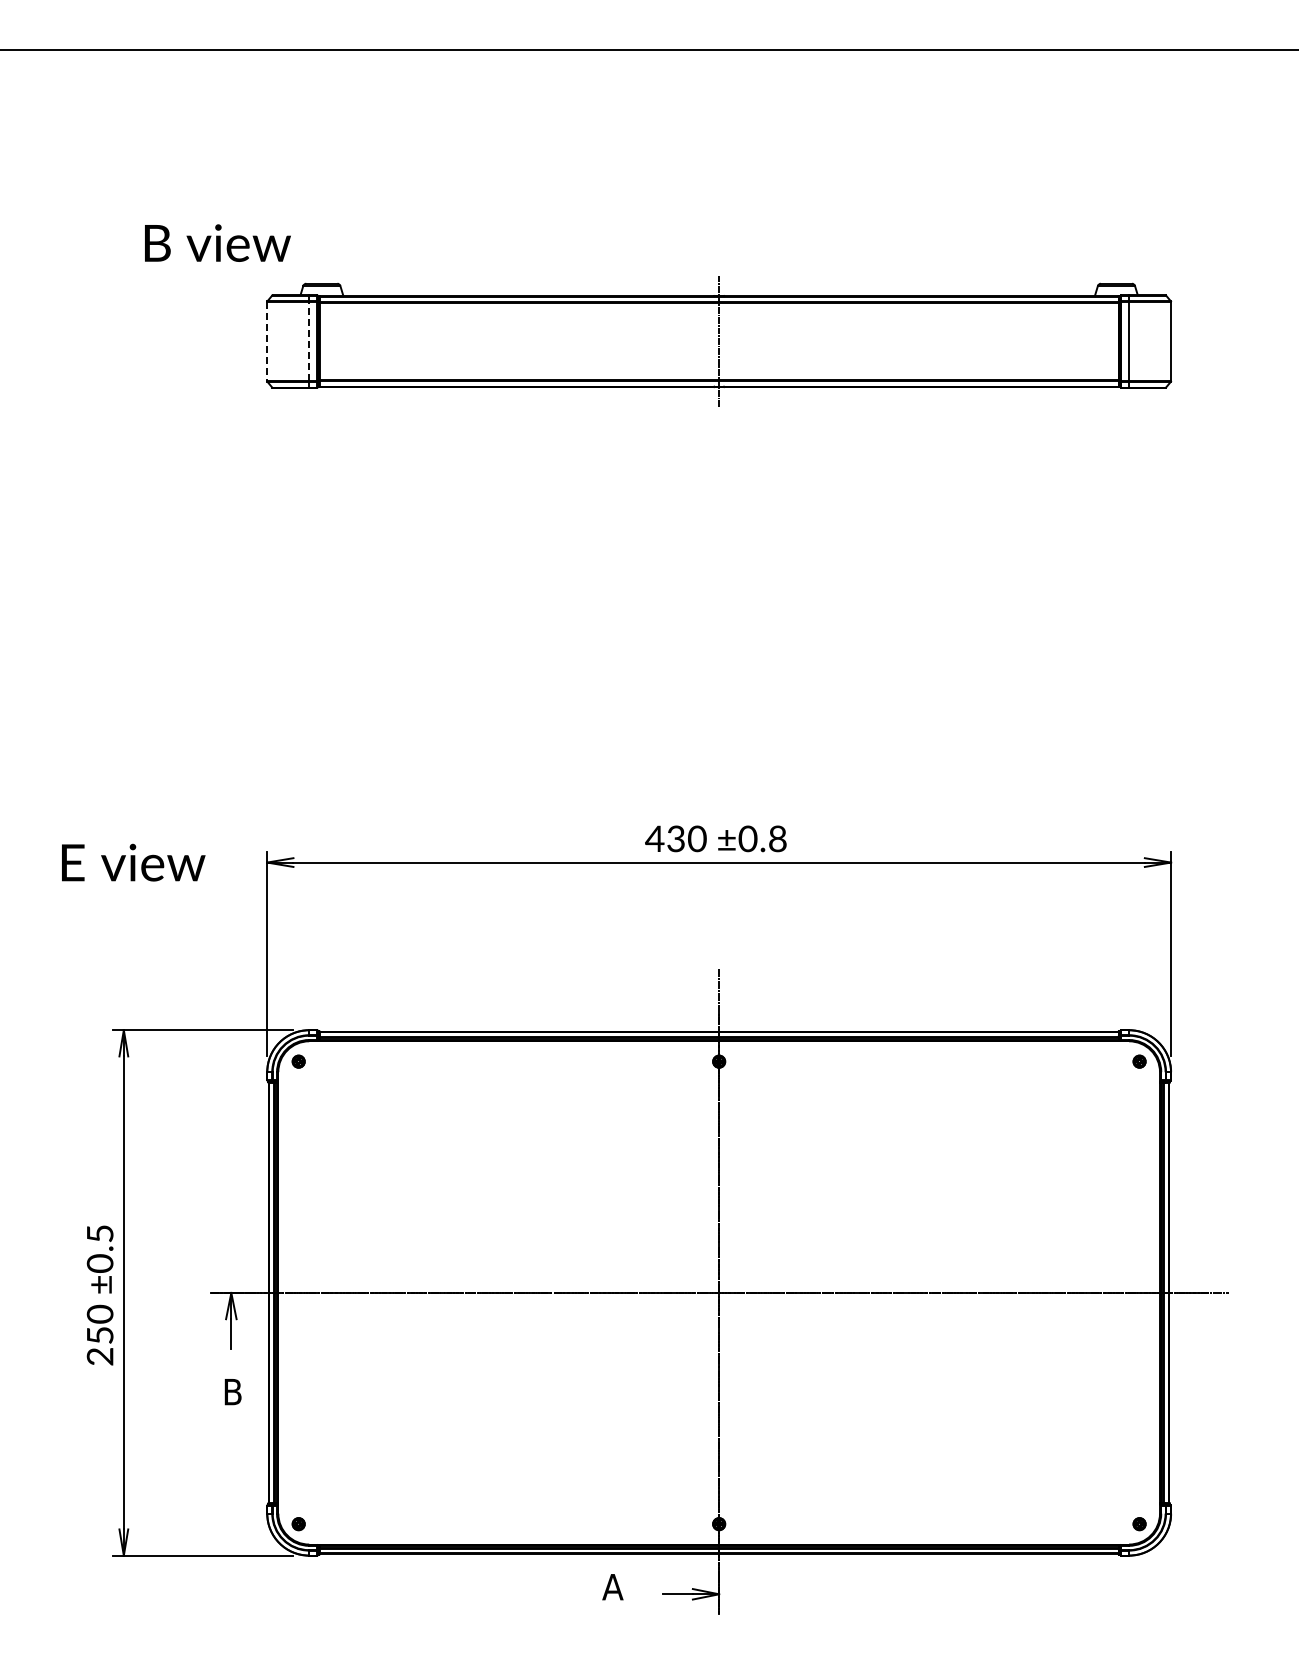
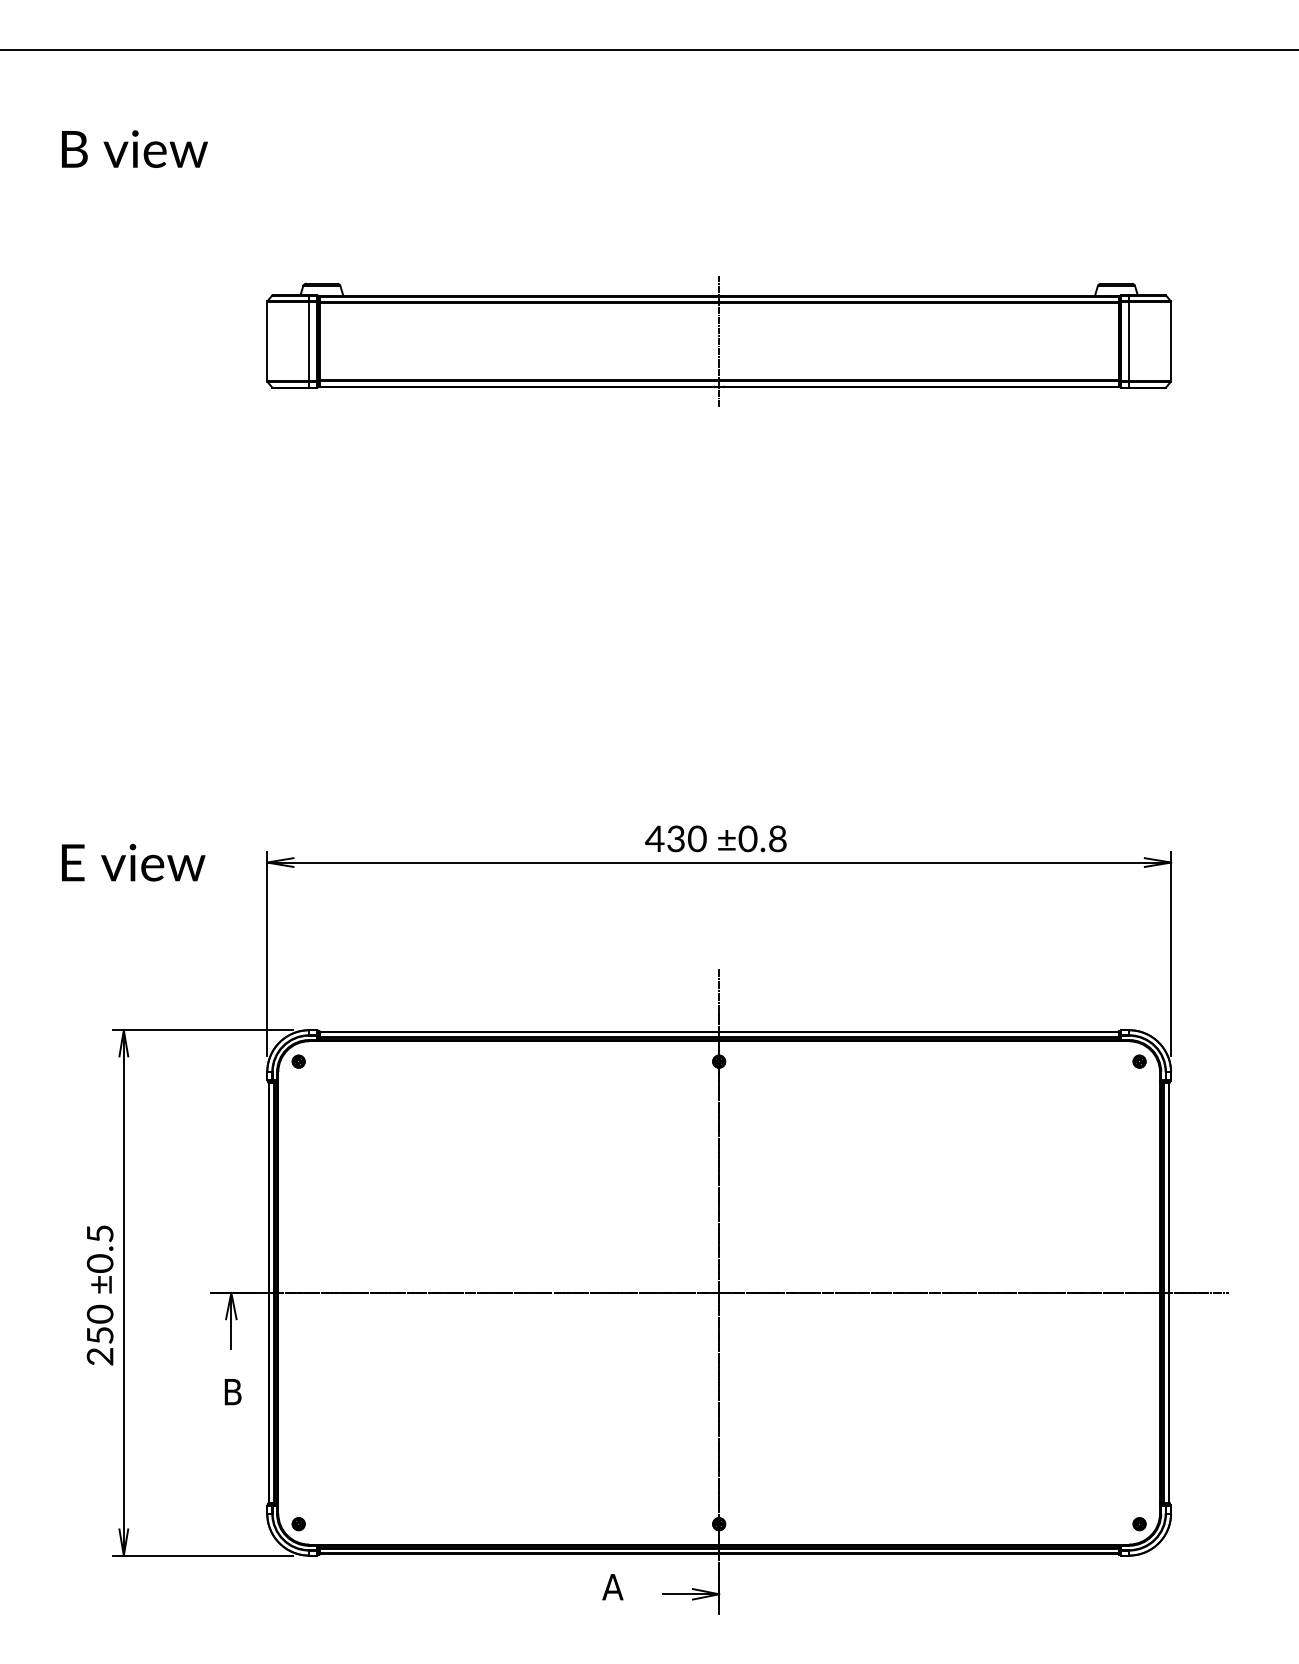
text position: (217, 242) -> (134, 148) (134, 148)
line: dashed -> solid (267, 341)
line: dashed -> solid (309, 341)
